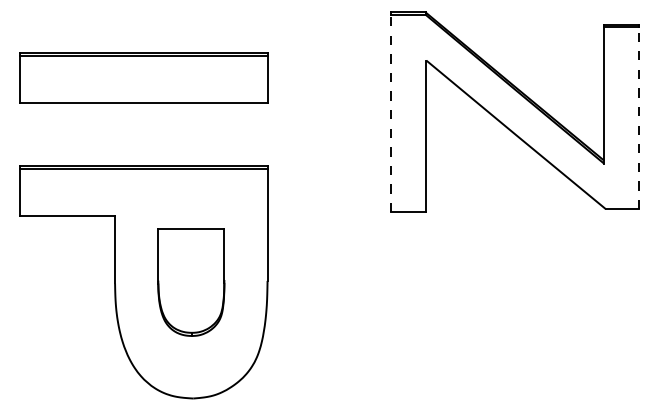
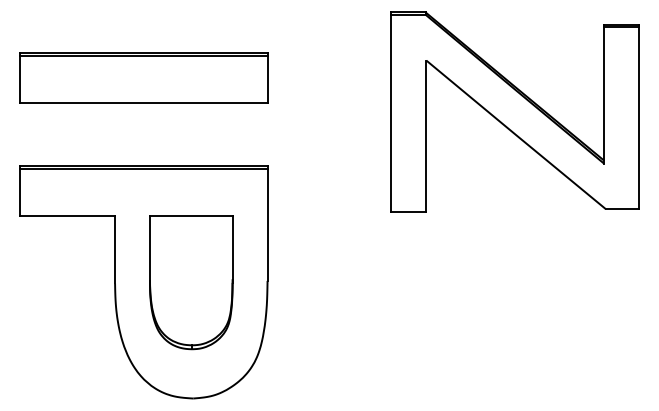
line: dashed -> solid (391, 113)
line: dashed -> solid (639, 118)
part size: 69x109 px -> 85x136 px (191, 282)
